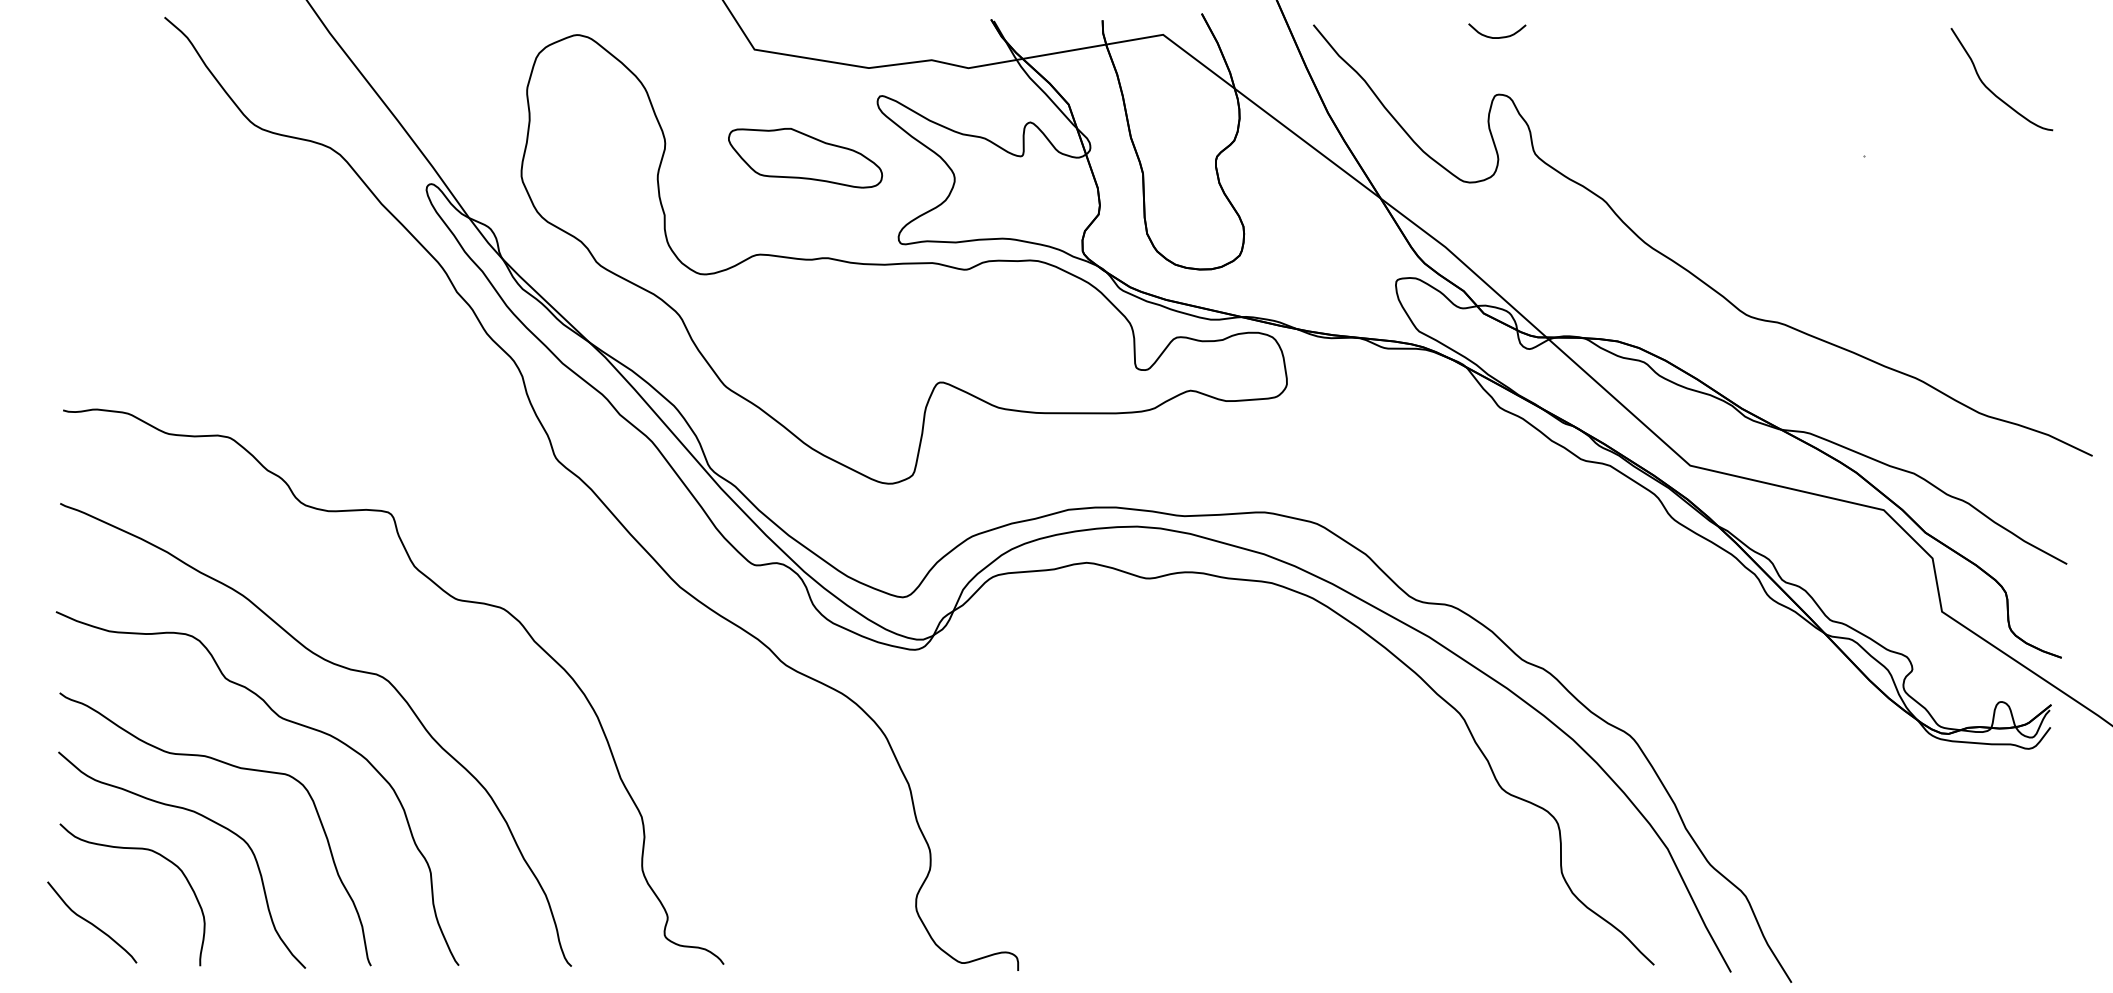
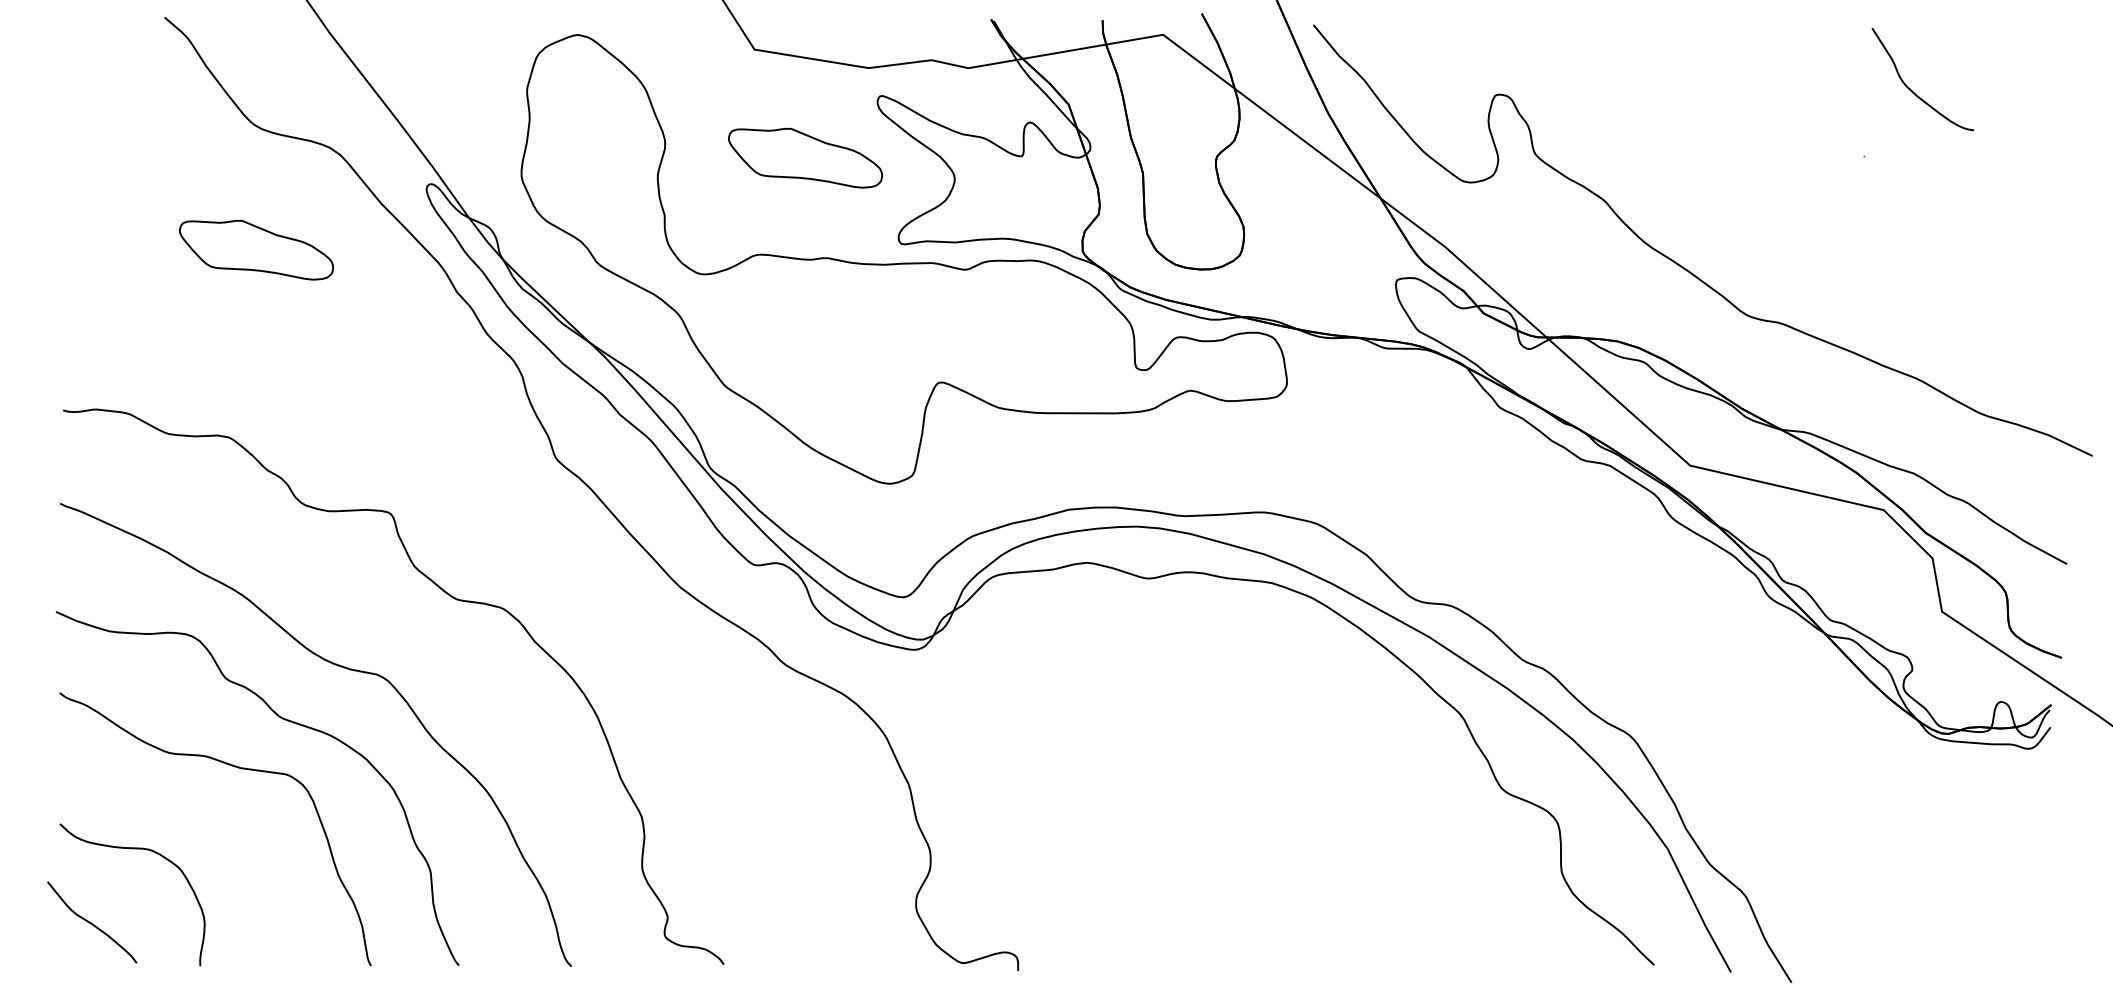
curve: present -> none (1500, 36)
curve position: (1990, 89) -> (1911, 89) (1911, 89)
part: none -> present (256, 249)
curve: present -> none (203, 817)
